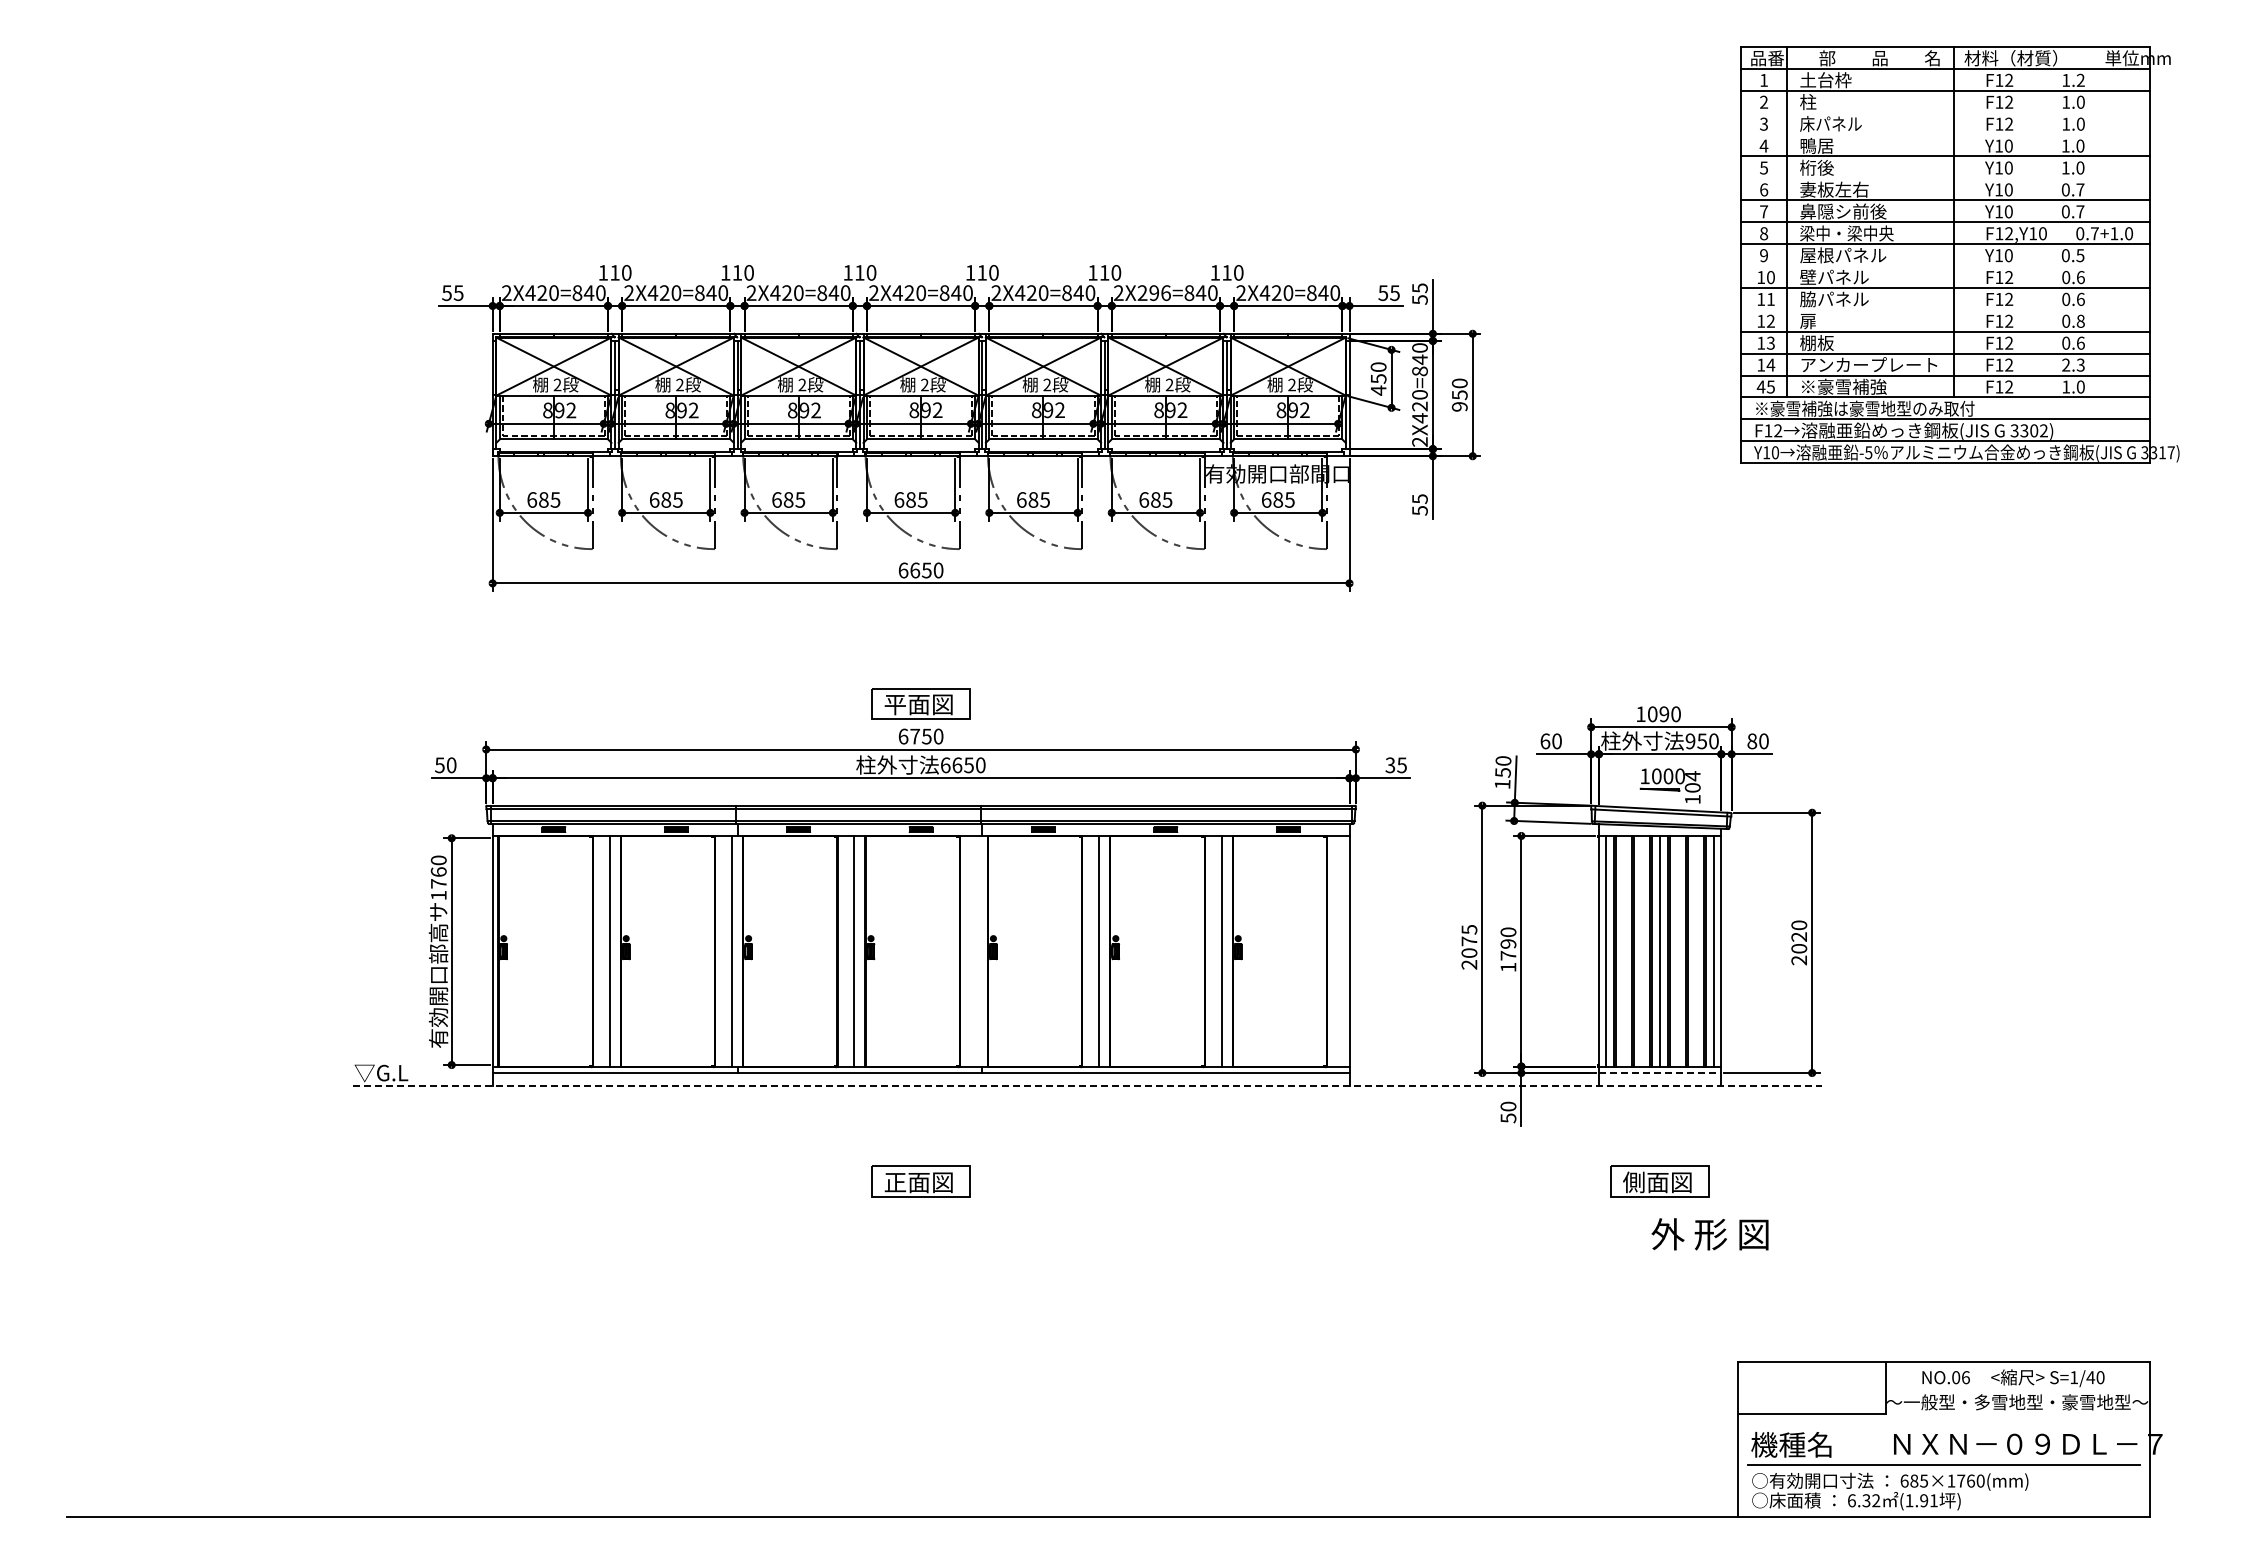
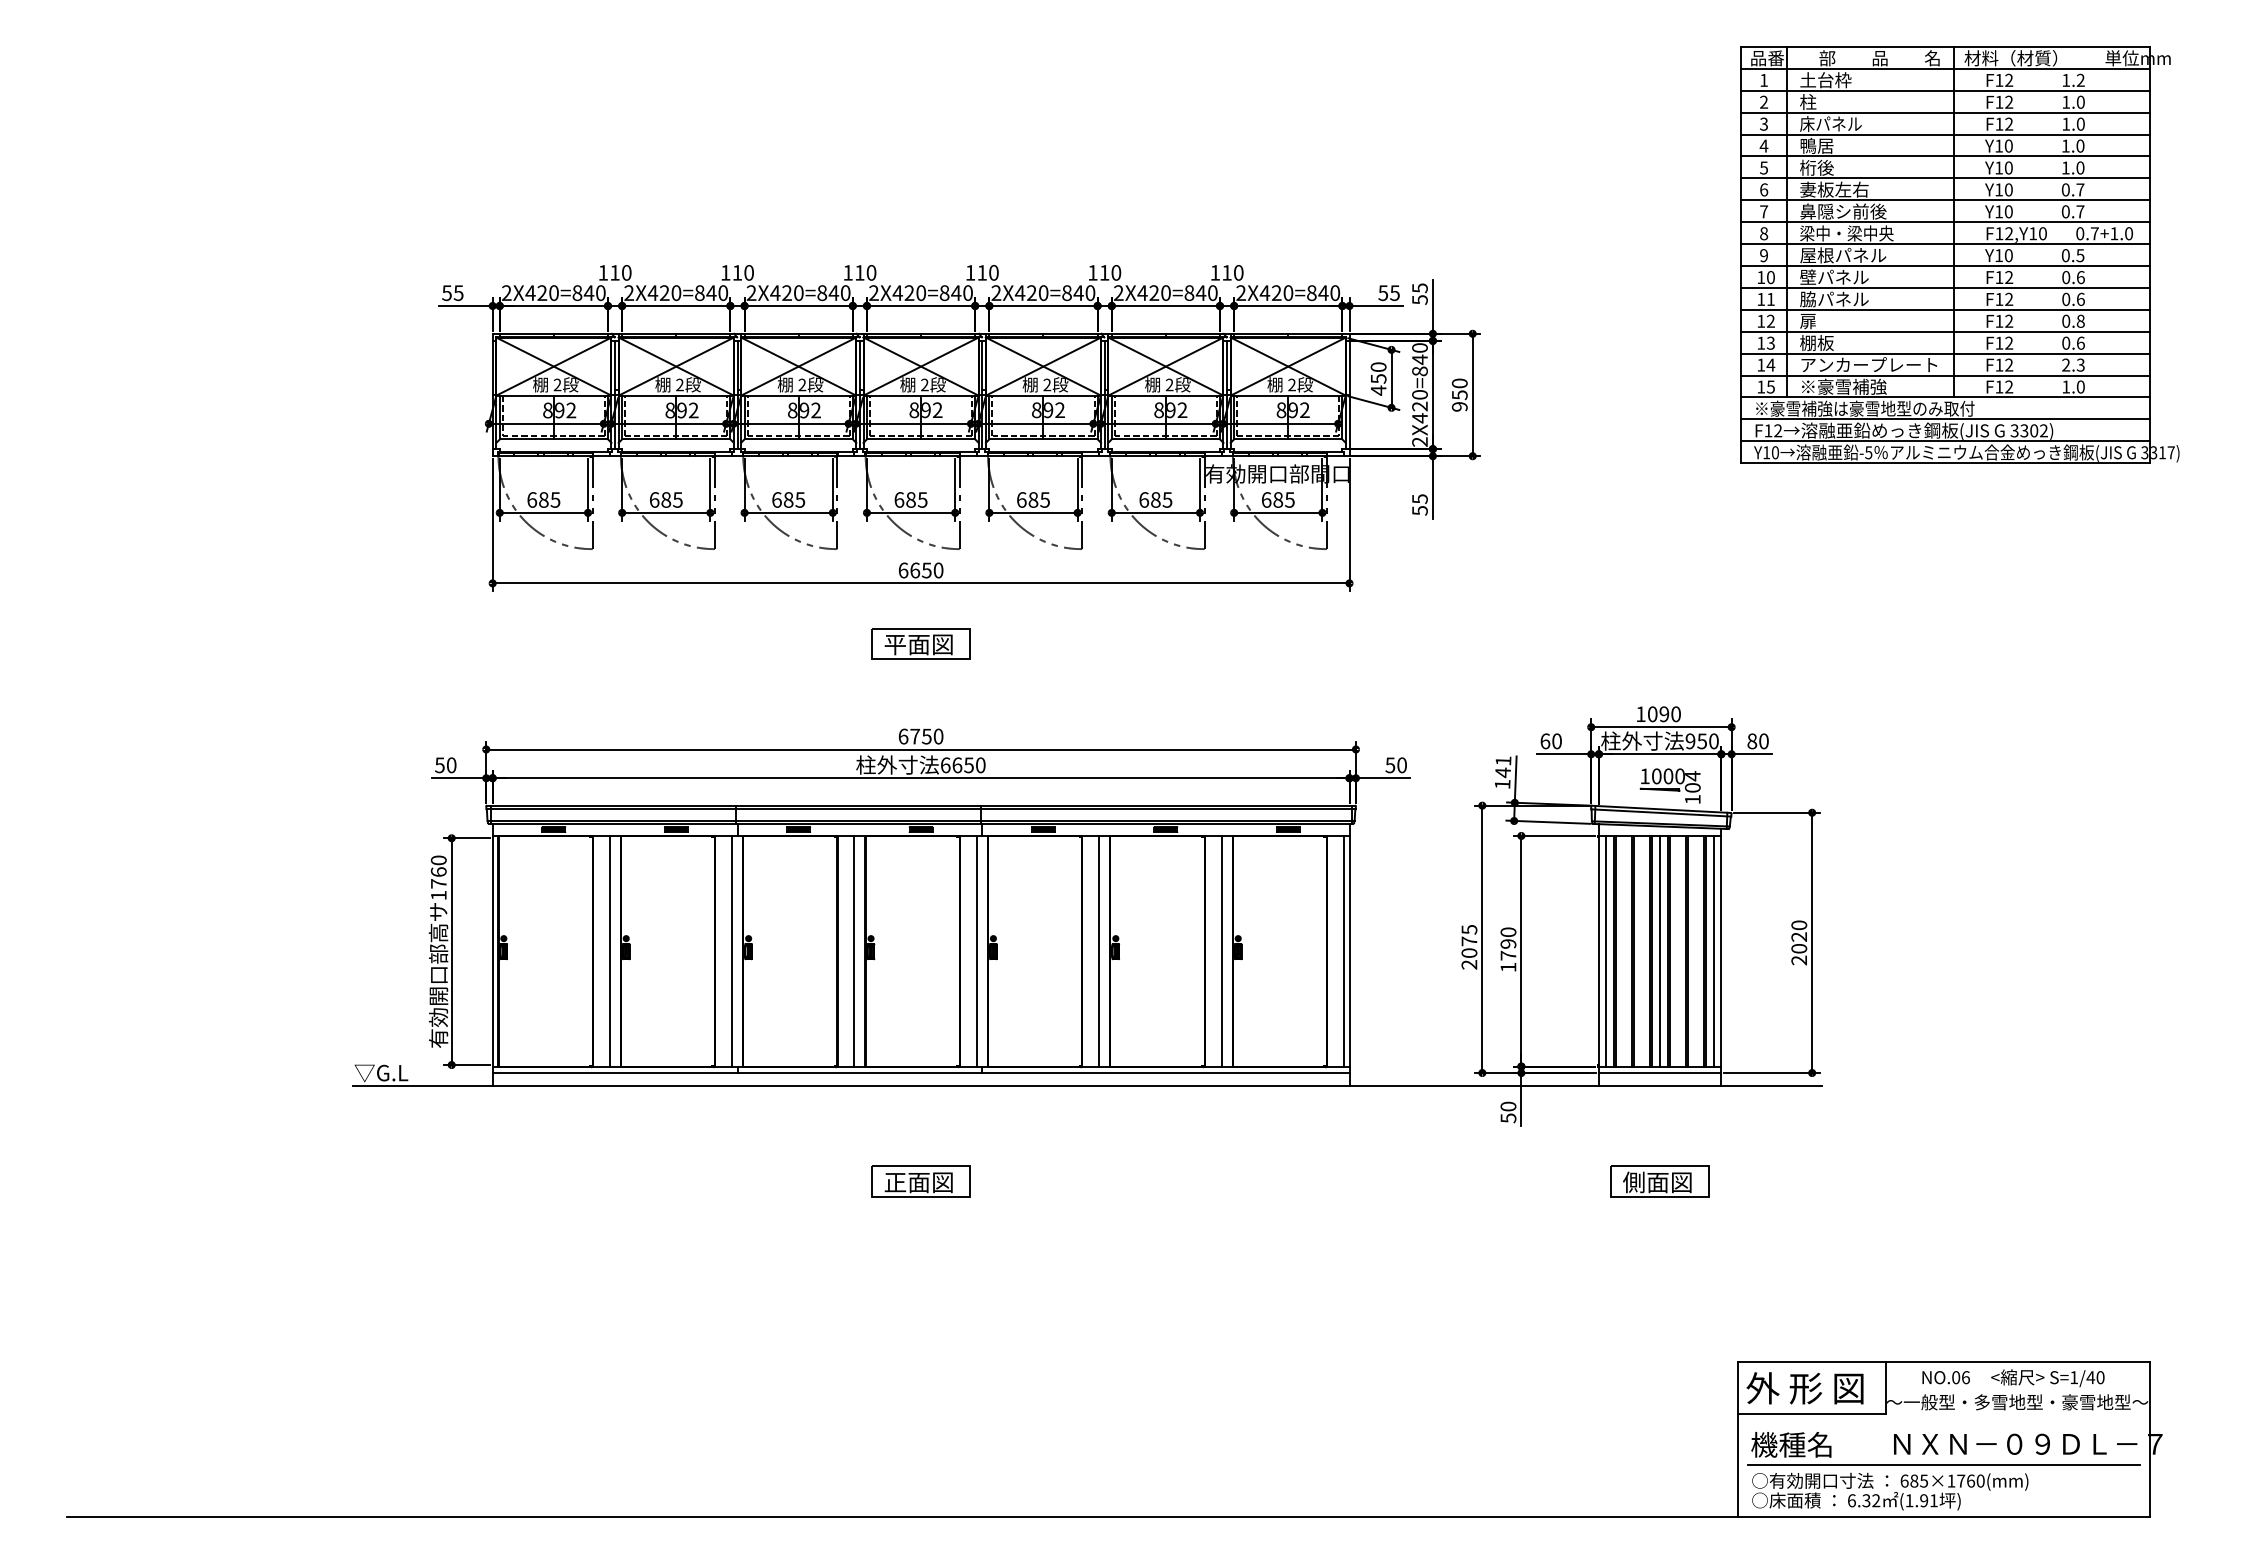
line: none -> present (1945, 112)
line: none -> present (1945, 134)
line: none -> present (1945, 178)
line: none -> present (1945, 266)
text: 2X296=840 -> 2X420=840 (1153, 293)
line: none -> present (1945, 309)
text: 45 -> 15 (1760, 386)
part position: (920, 703) -> (920, 643) (920, 643)
text: 35 -> 50 (1396, 765)
text: 150 -> 141 (1503, 767)
line: none -> present (976, 951)
line: none -> present (1343, 951)
line: dashed -> solid (1660, 1072)
line: dashed -> solid (1087, 1085)
text position: (1709, 1234) -> (1804, 1388) (1804, 1388)
